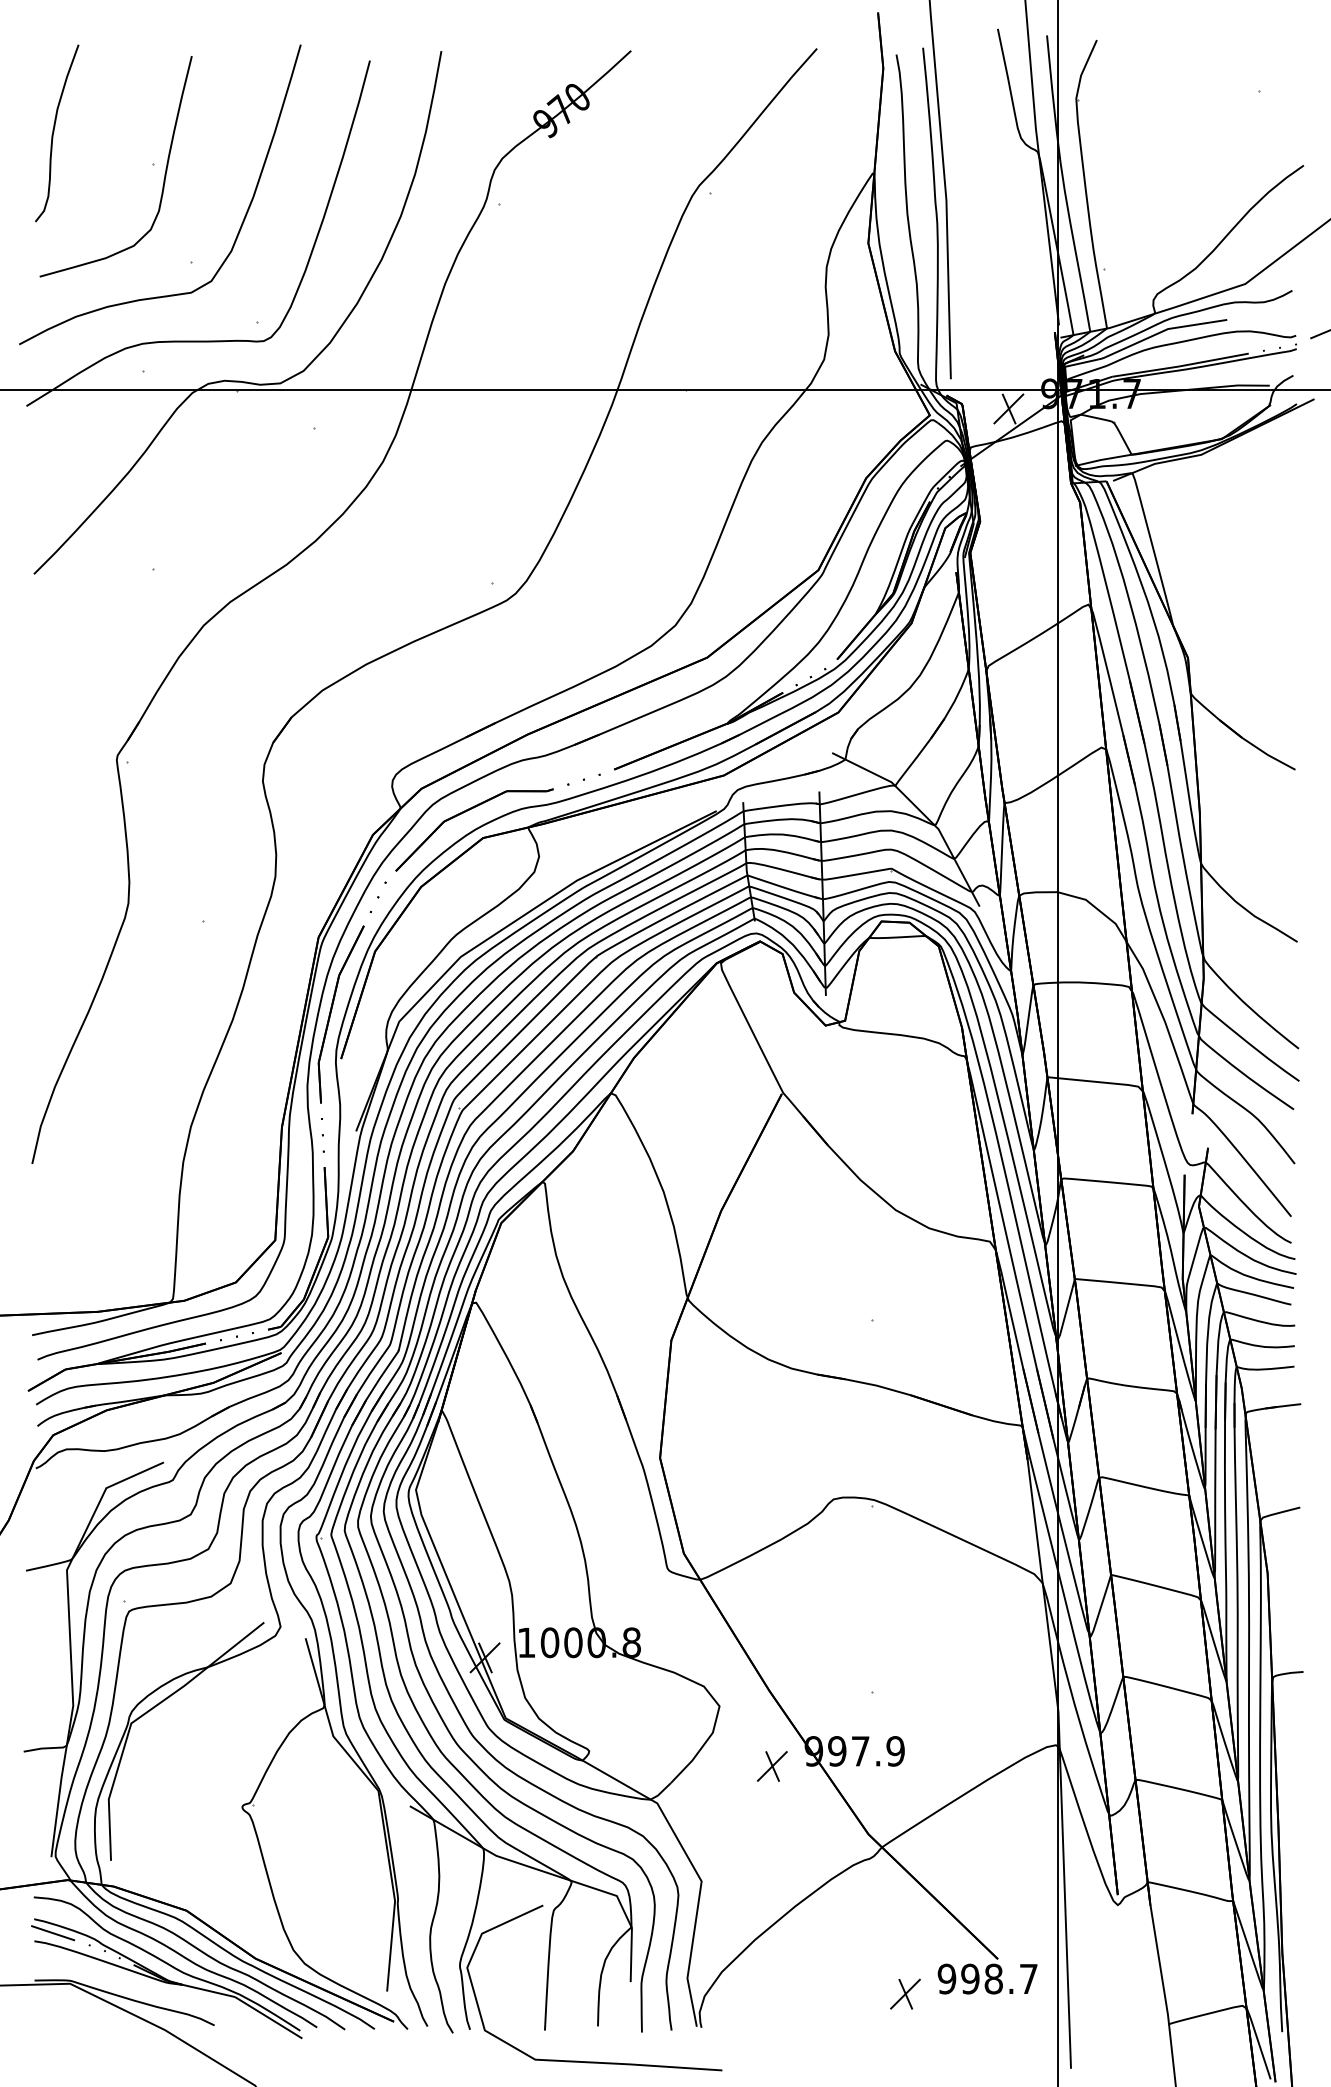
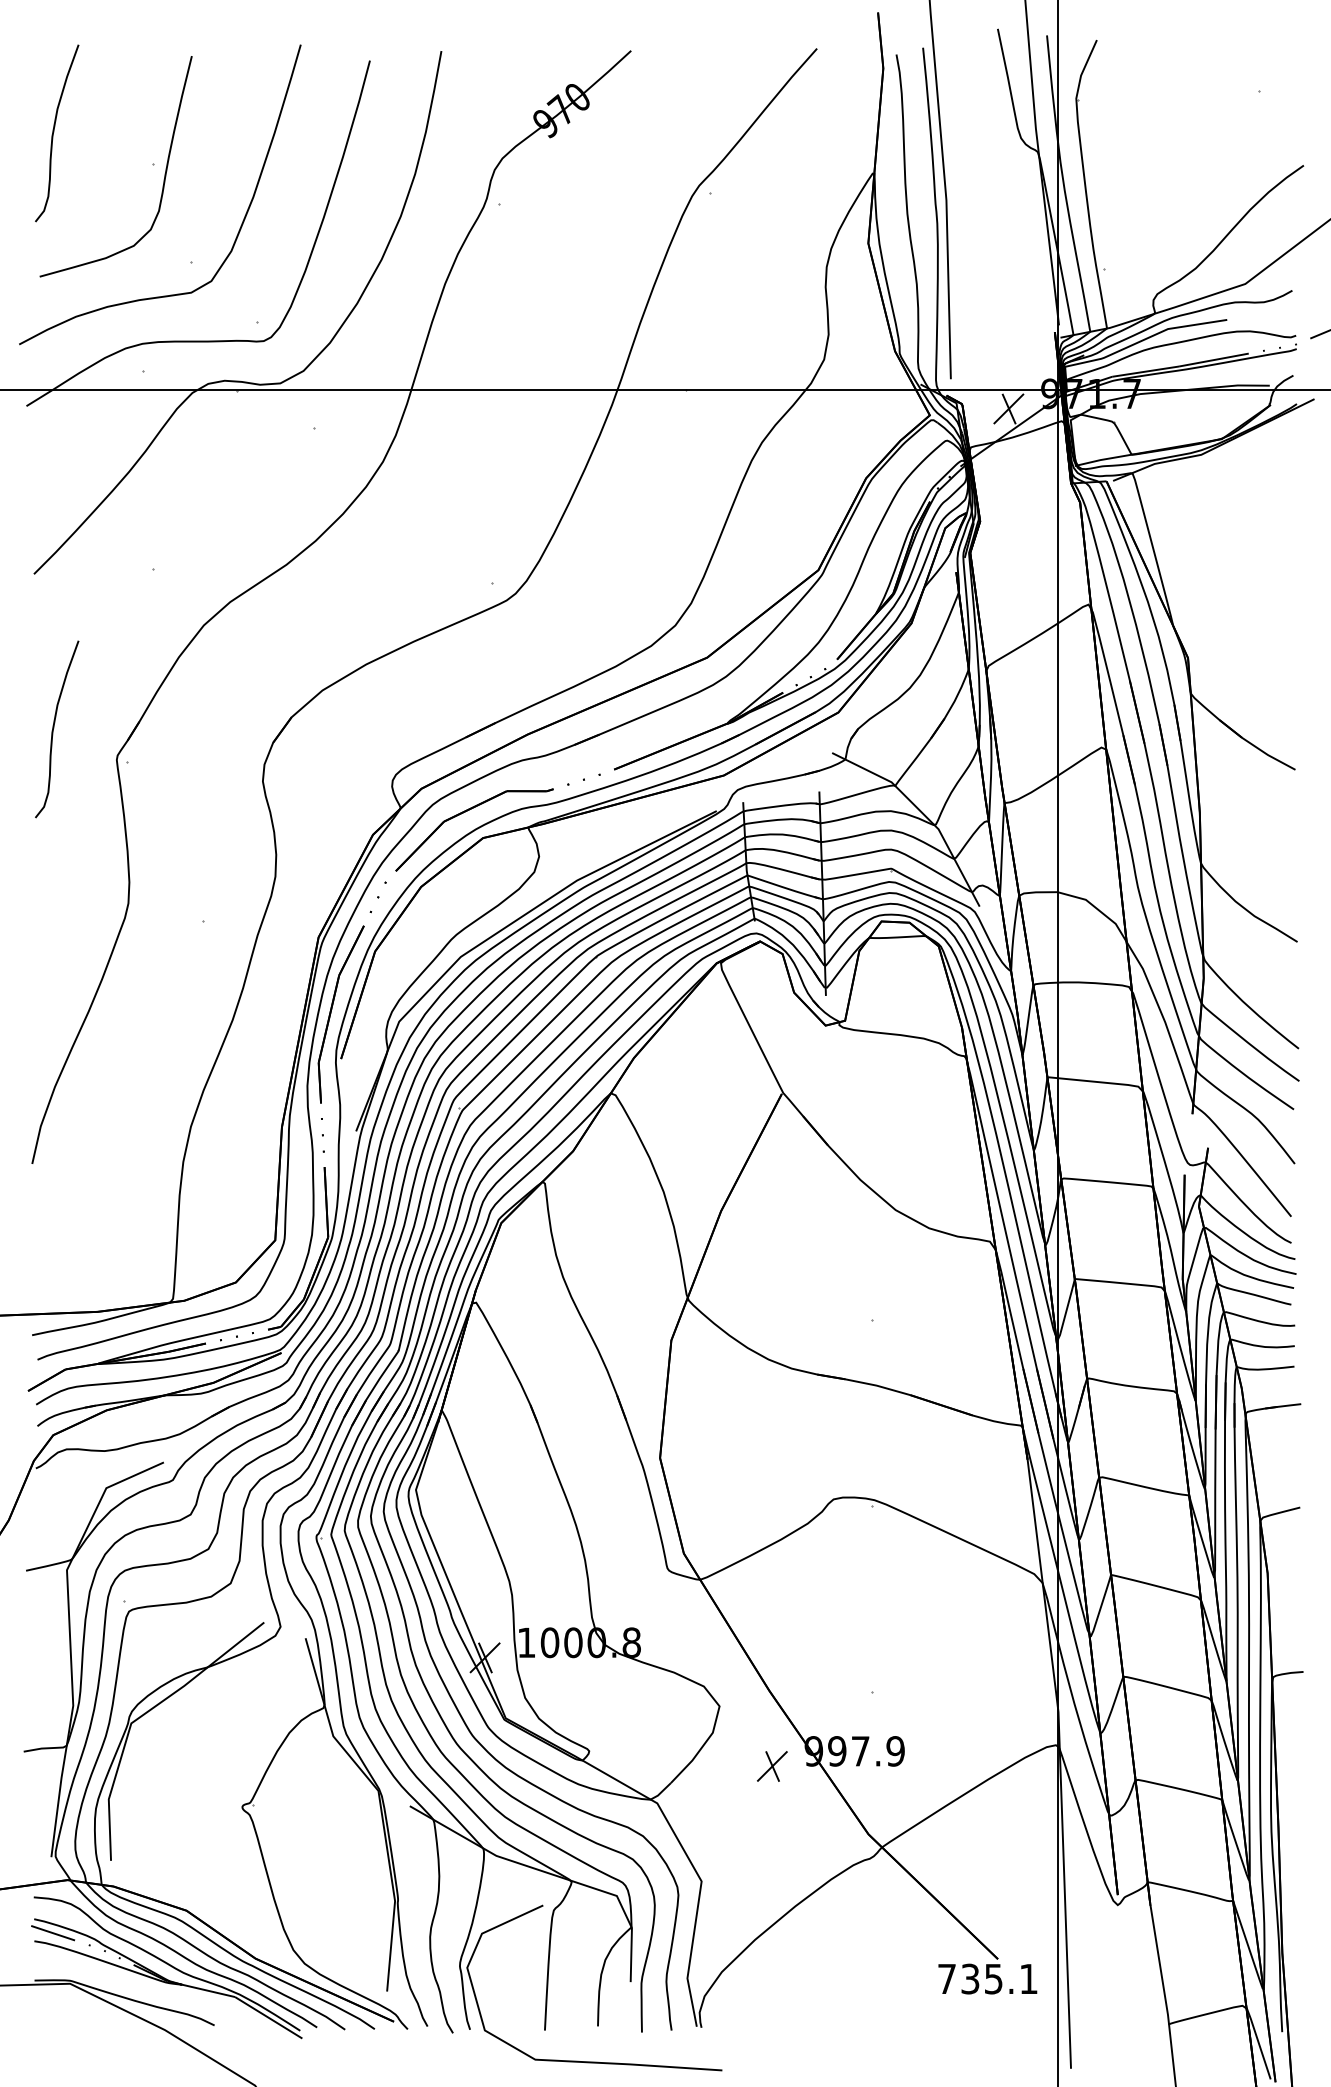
curve: none -> present (54, 728)
text: 998.7 -> 735.1 (987, 1978)
part: present -> none (905, 1993)
